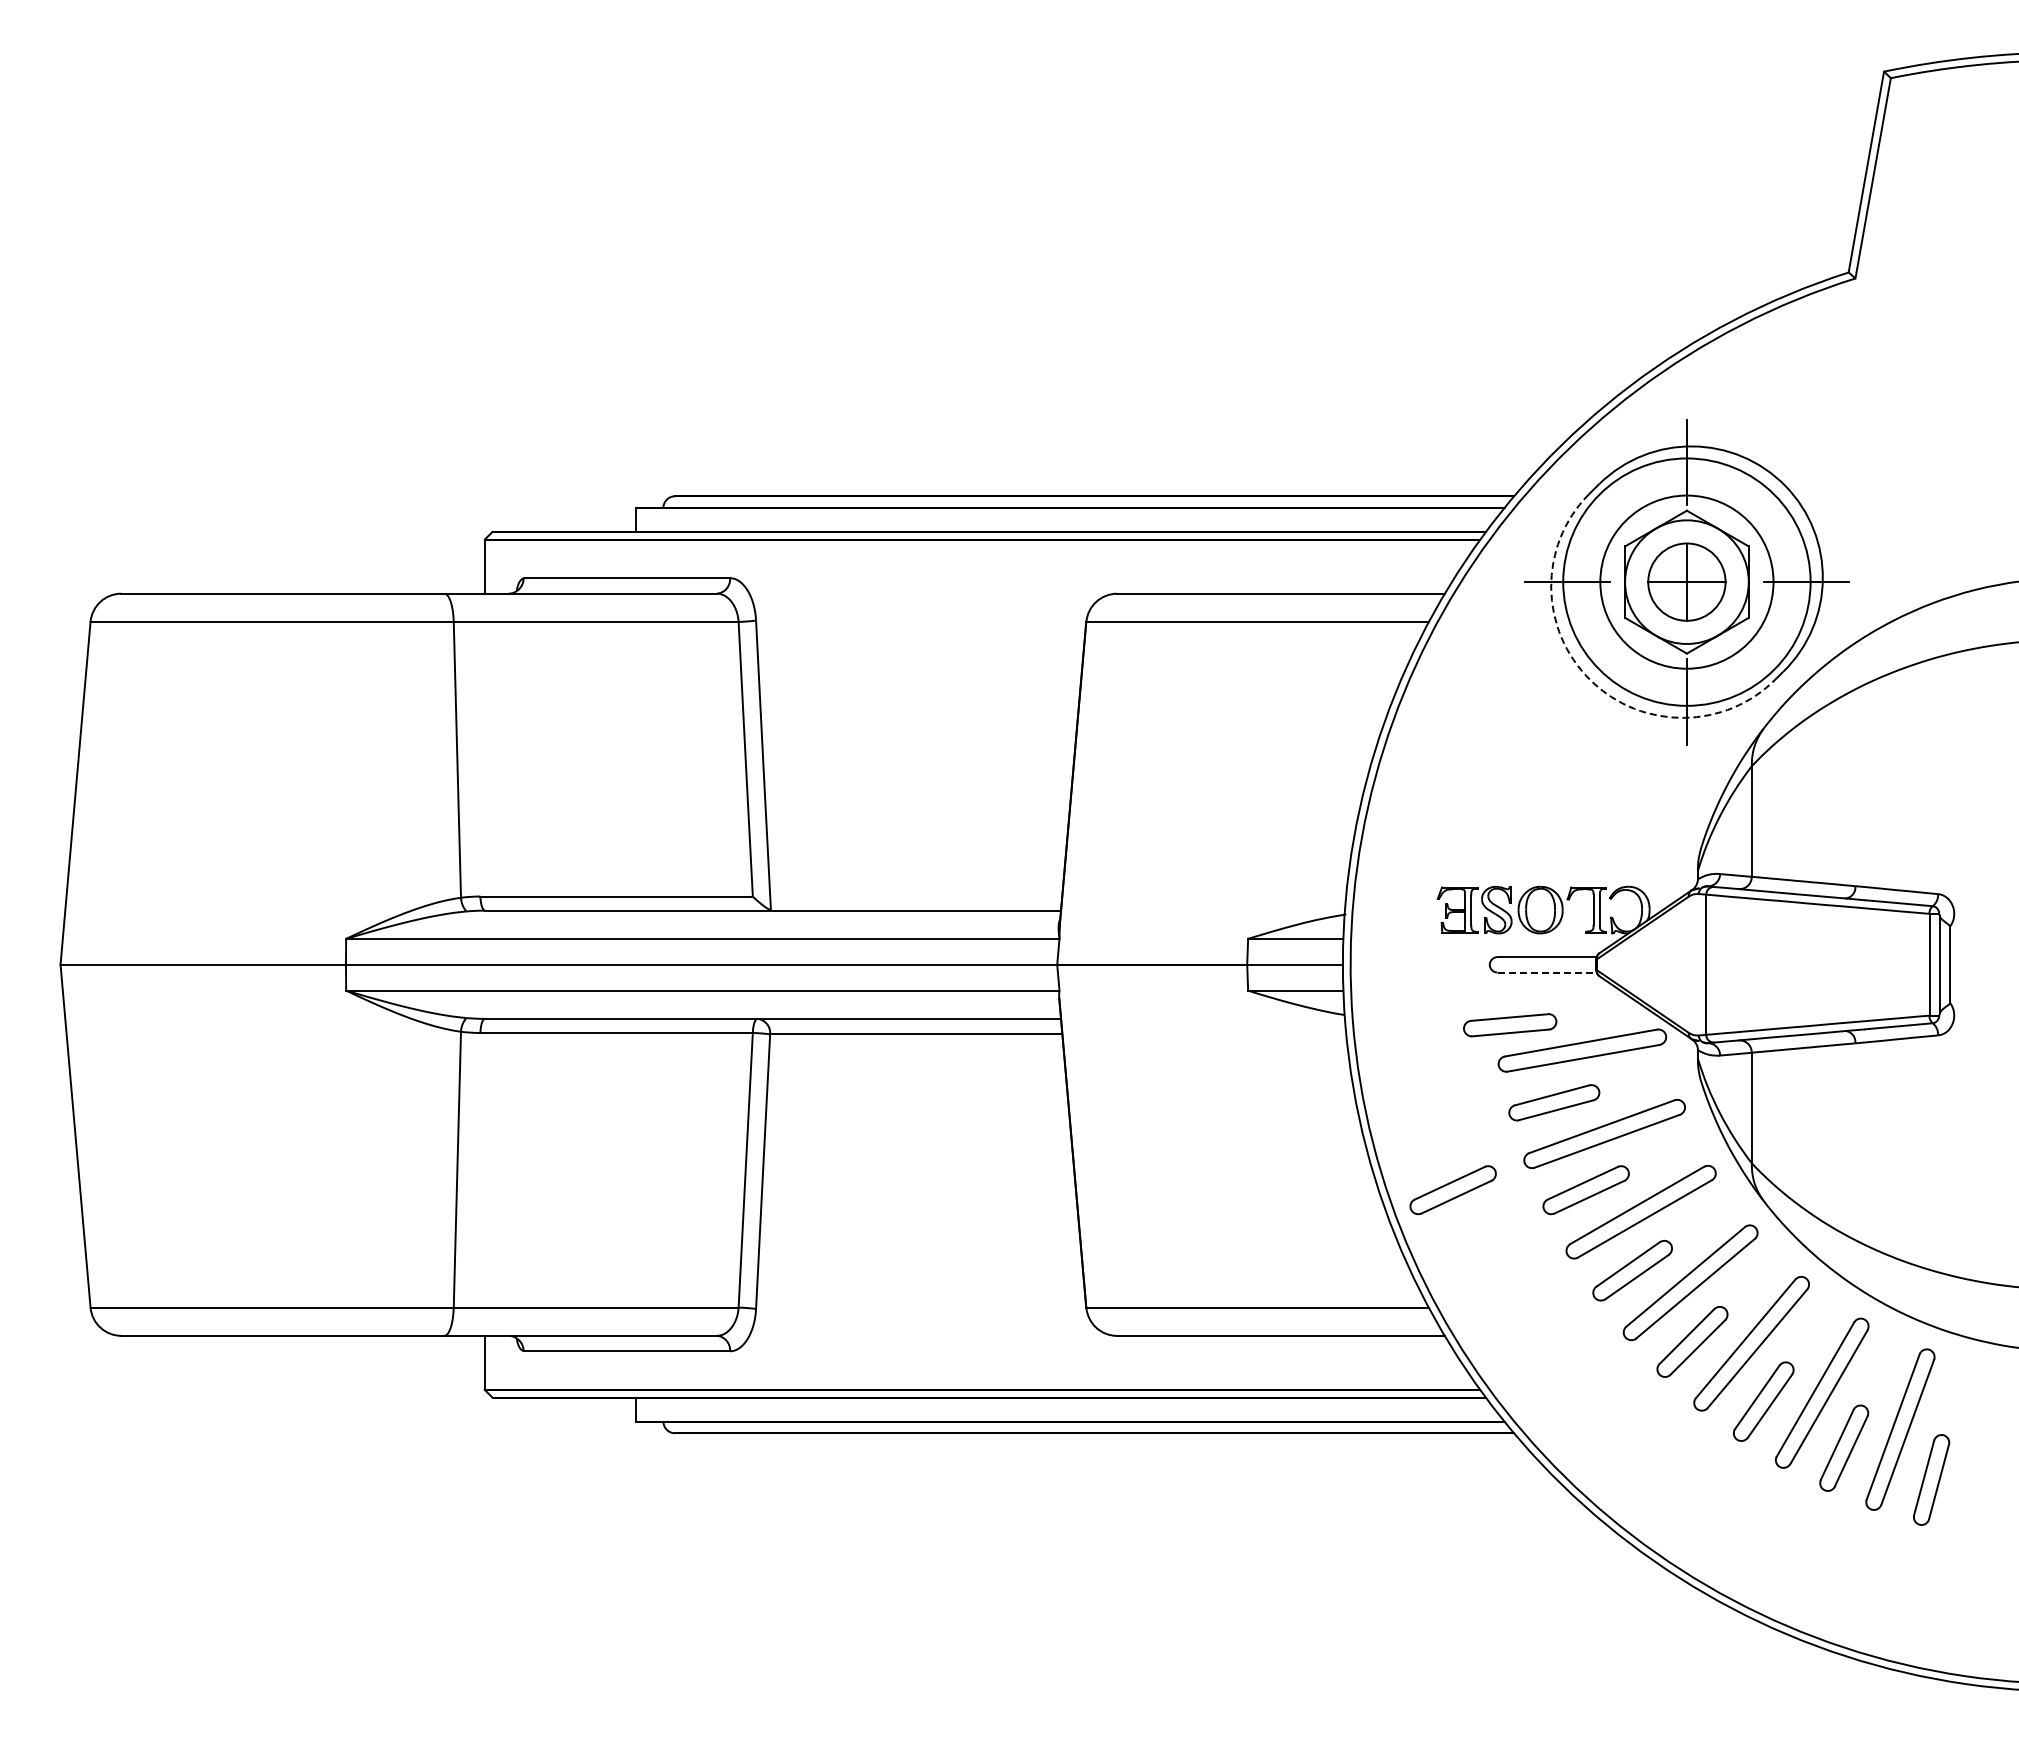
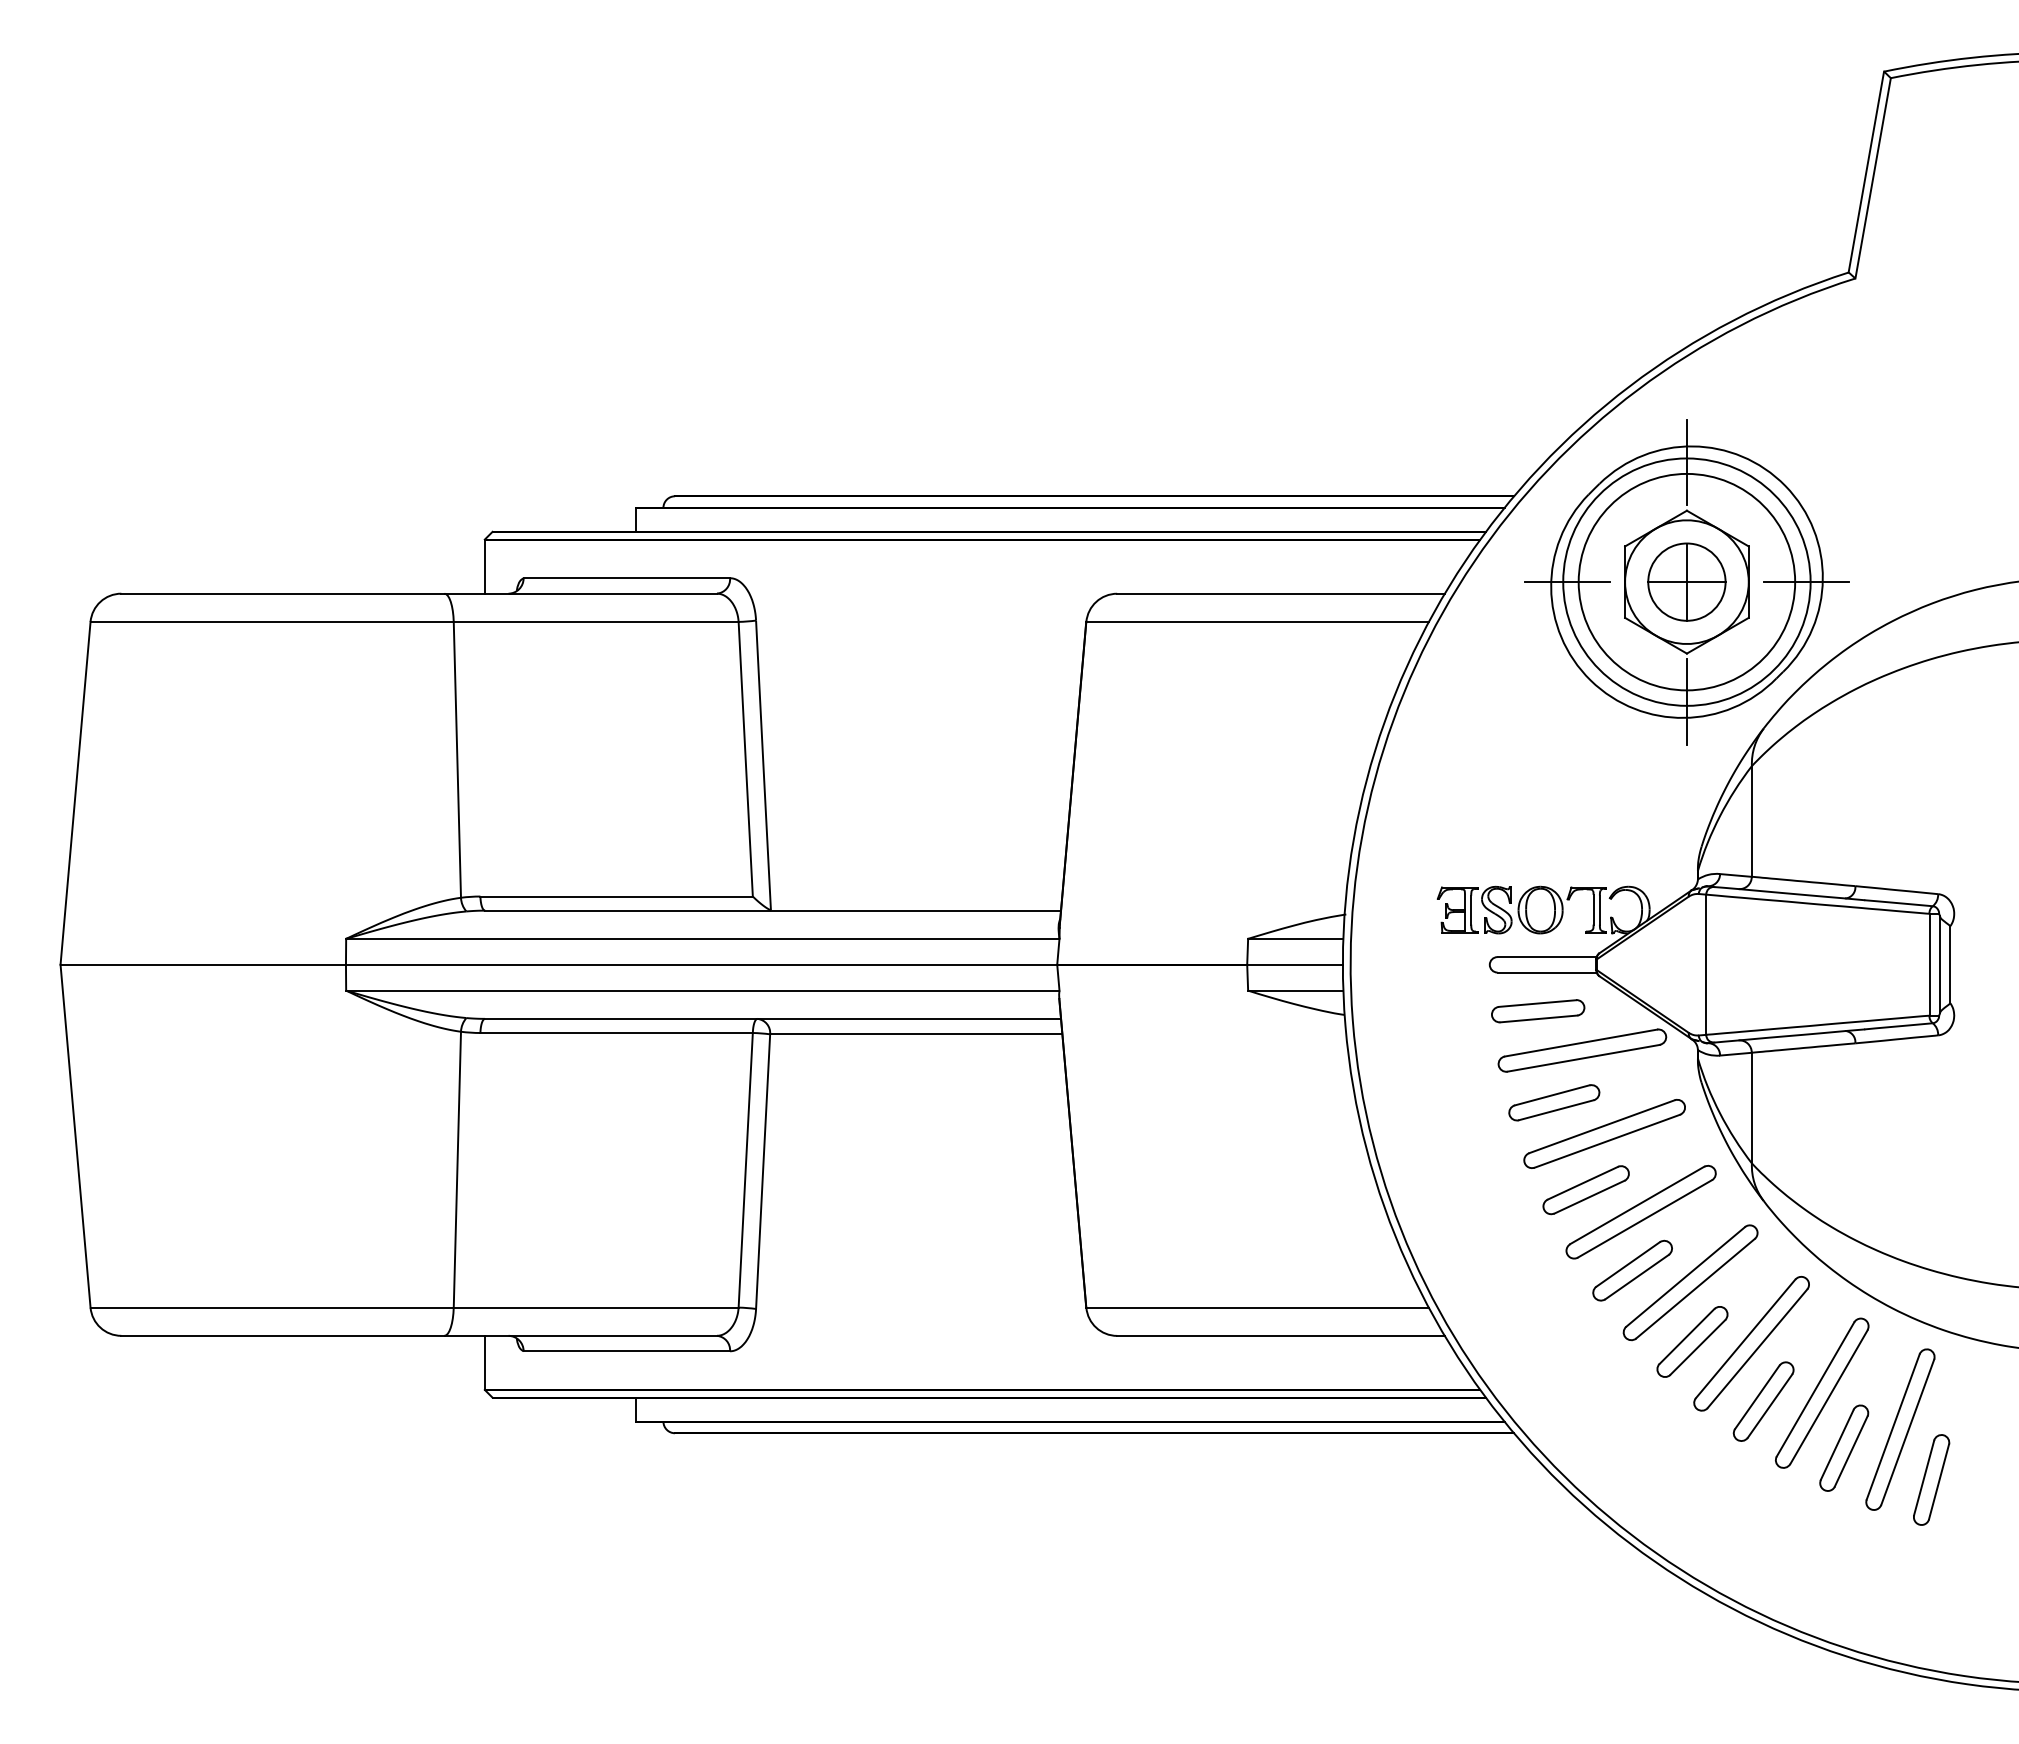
circle diameter: 173 px -> 216 px (1686, 581)
arc: dashed -> solid (1590, 680)
line: dashed -> solid (1547, 972)
part position: (1510, 1025) -> (1538, 1011) (1538, 1011)
part: present -> none (1452, 1190)
